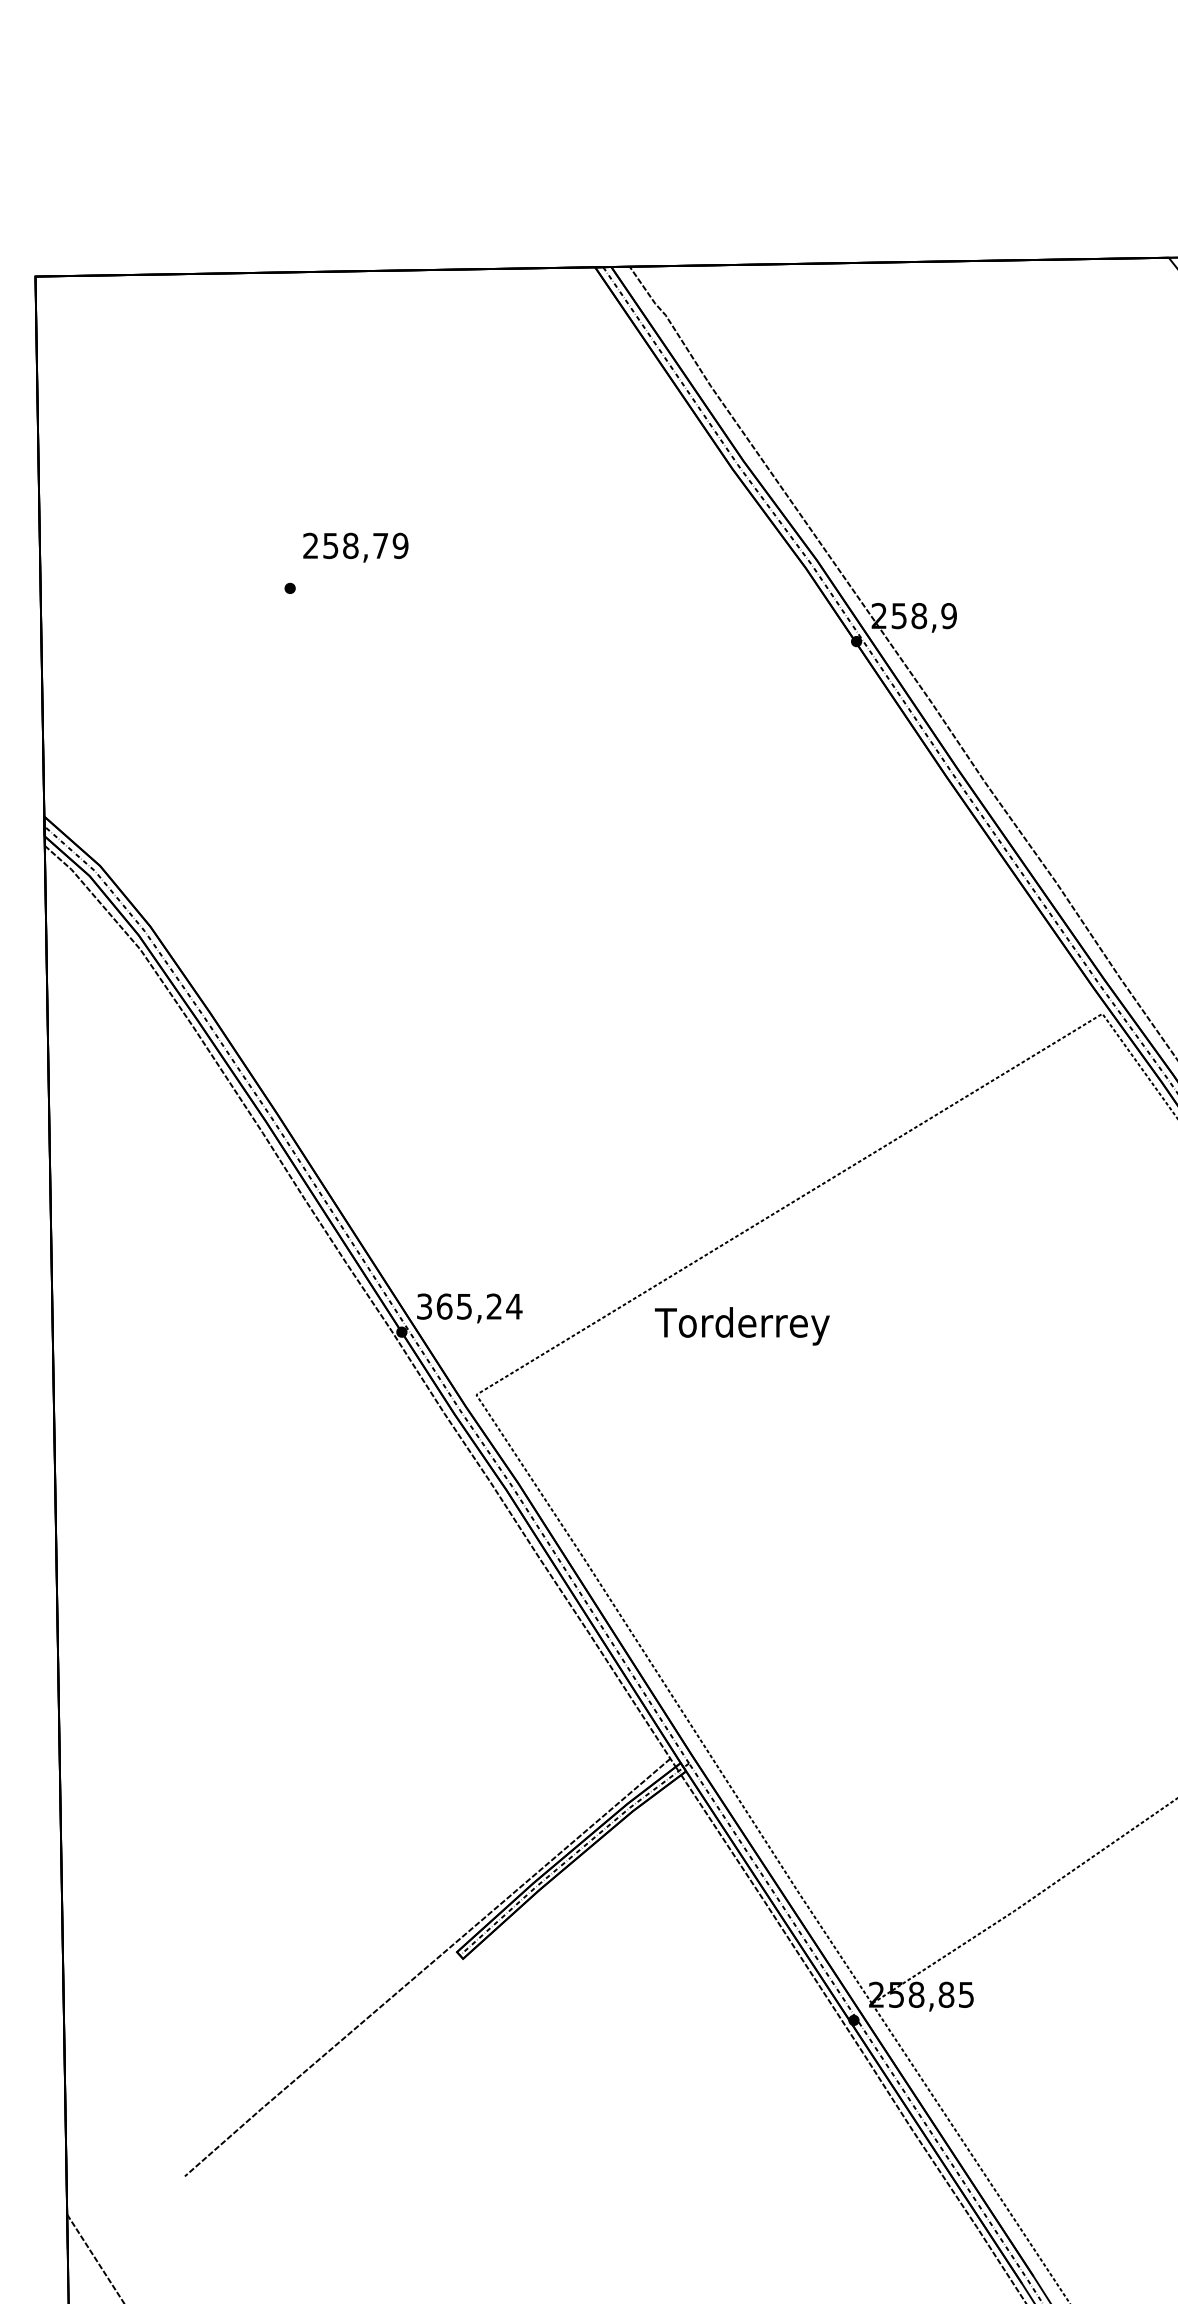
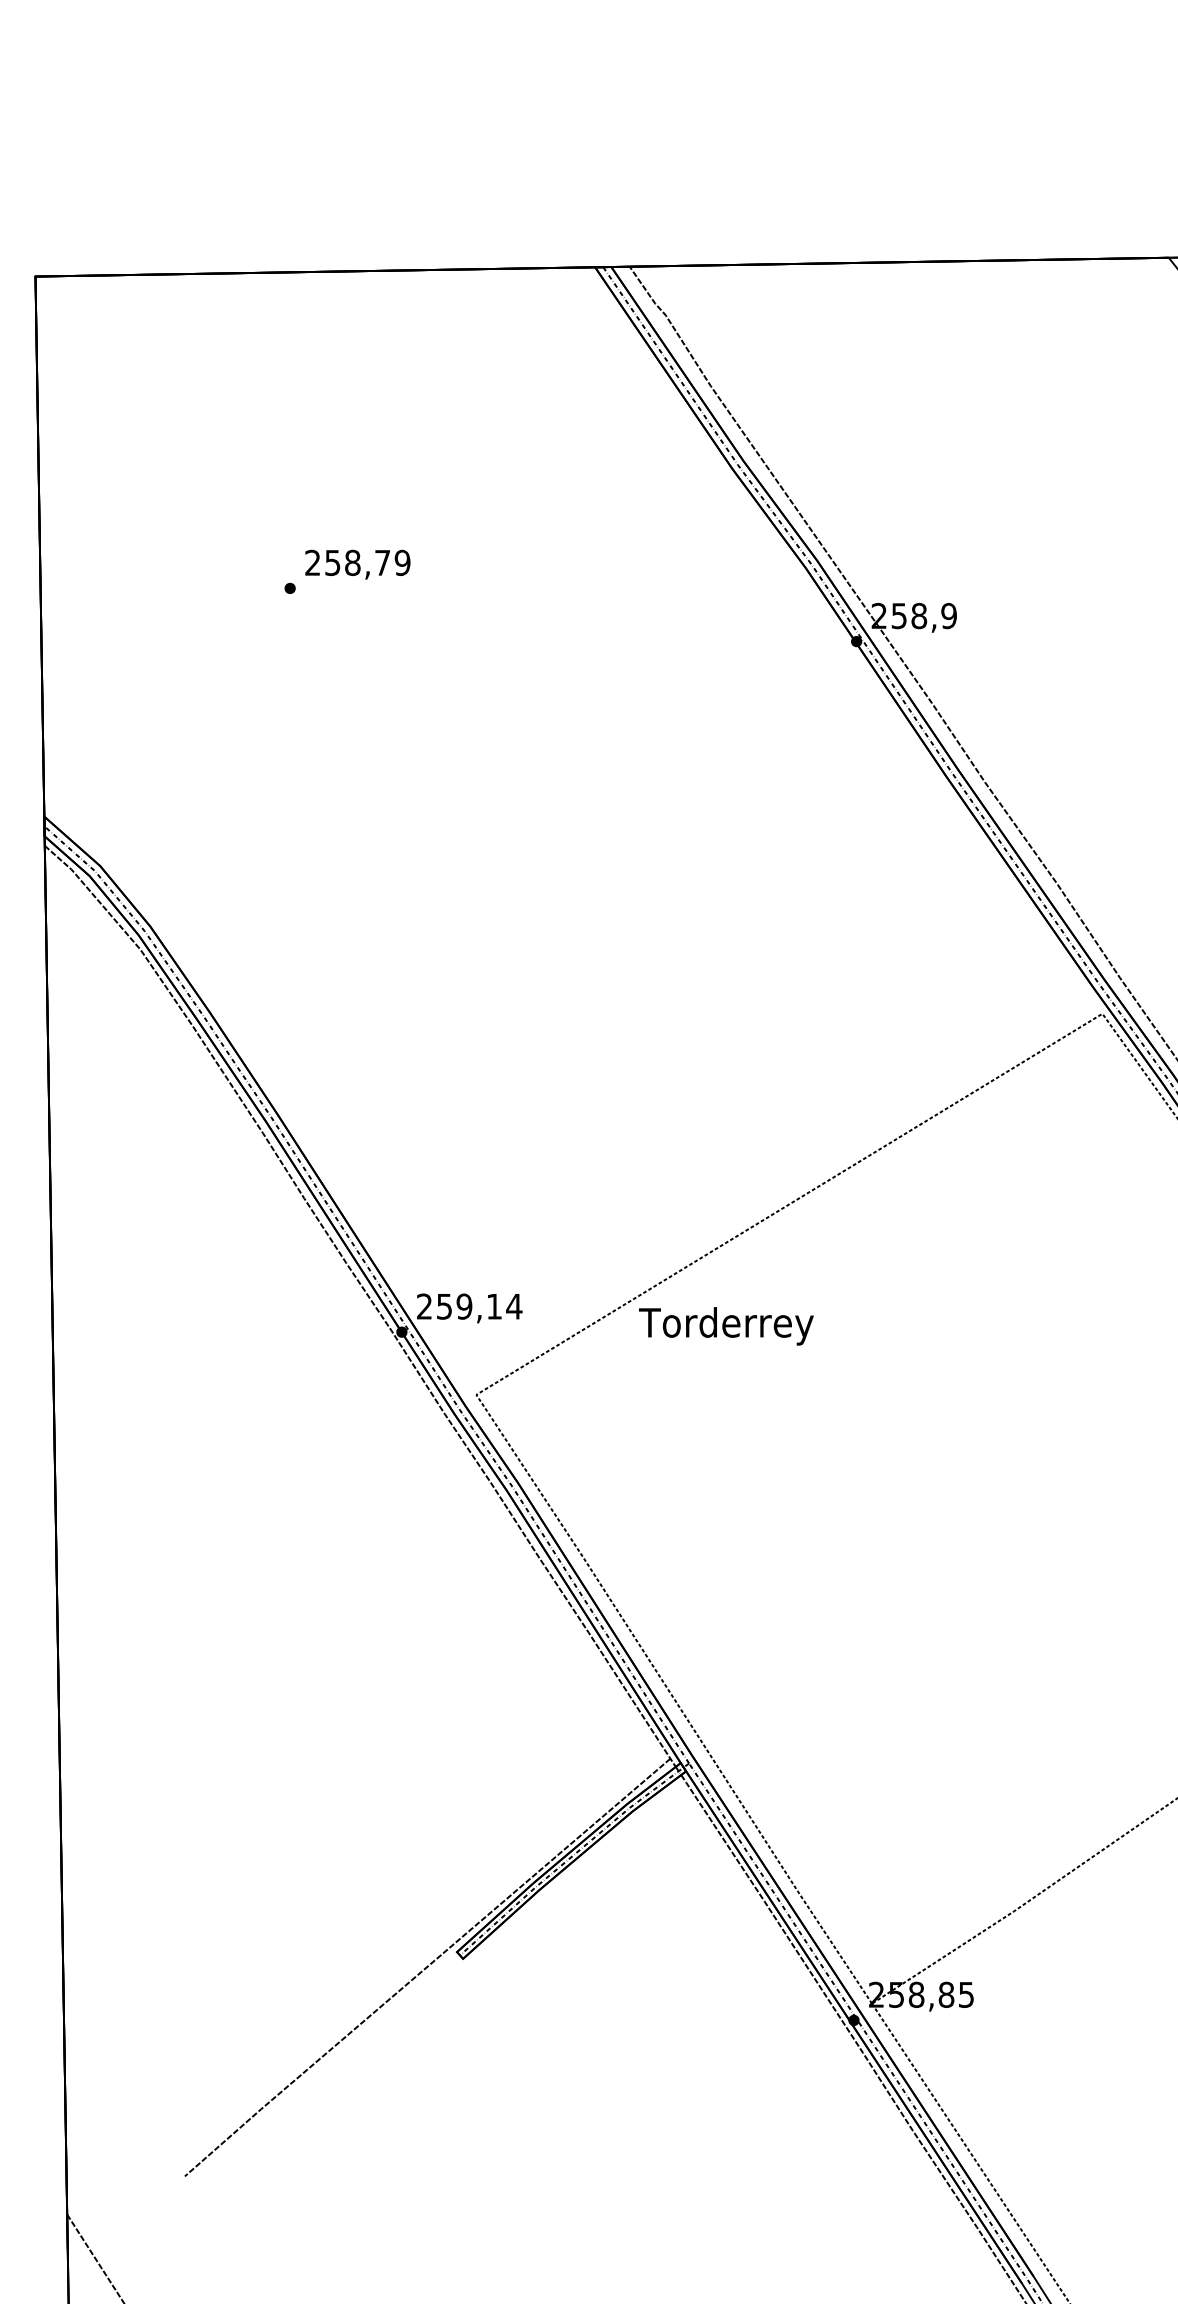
text position: (355, 547) -> (357, 564) (357, 564)
text: 365,24 -> 259,14 (459, 1306)
text position: (742, 1326) -> (726, 1326) (726, 1326)
